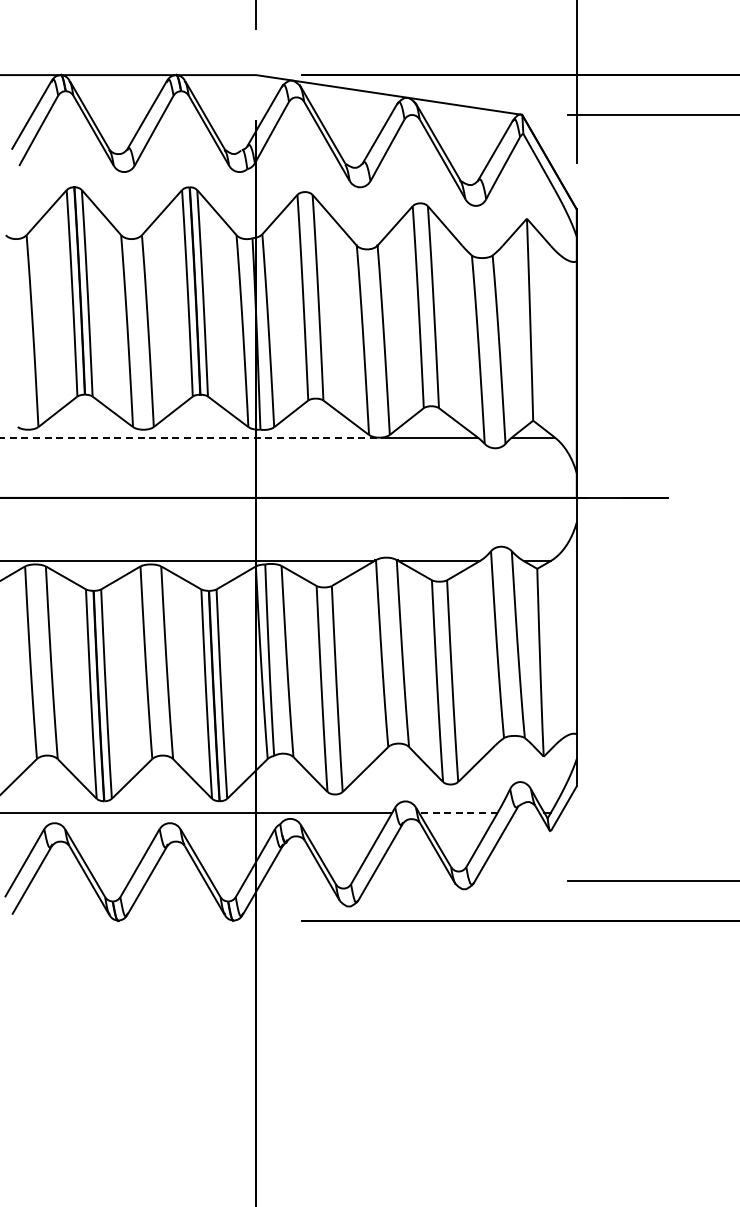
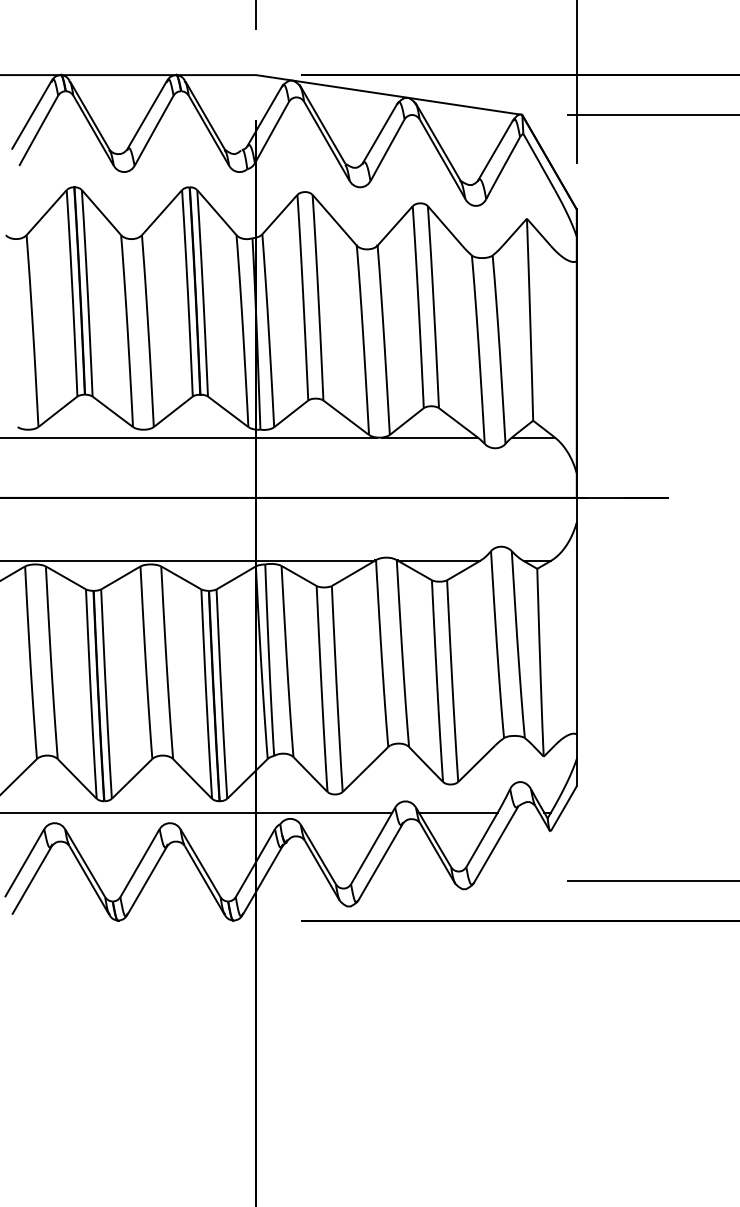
line: dashed -> solid (188, 437)
line: dashed -> solid (457, 812)
